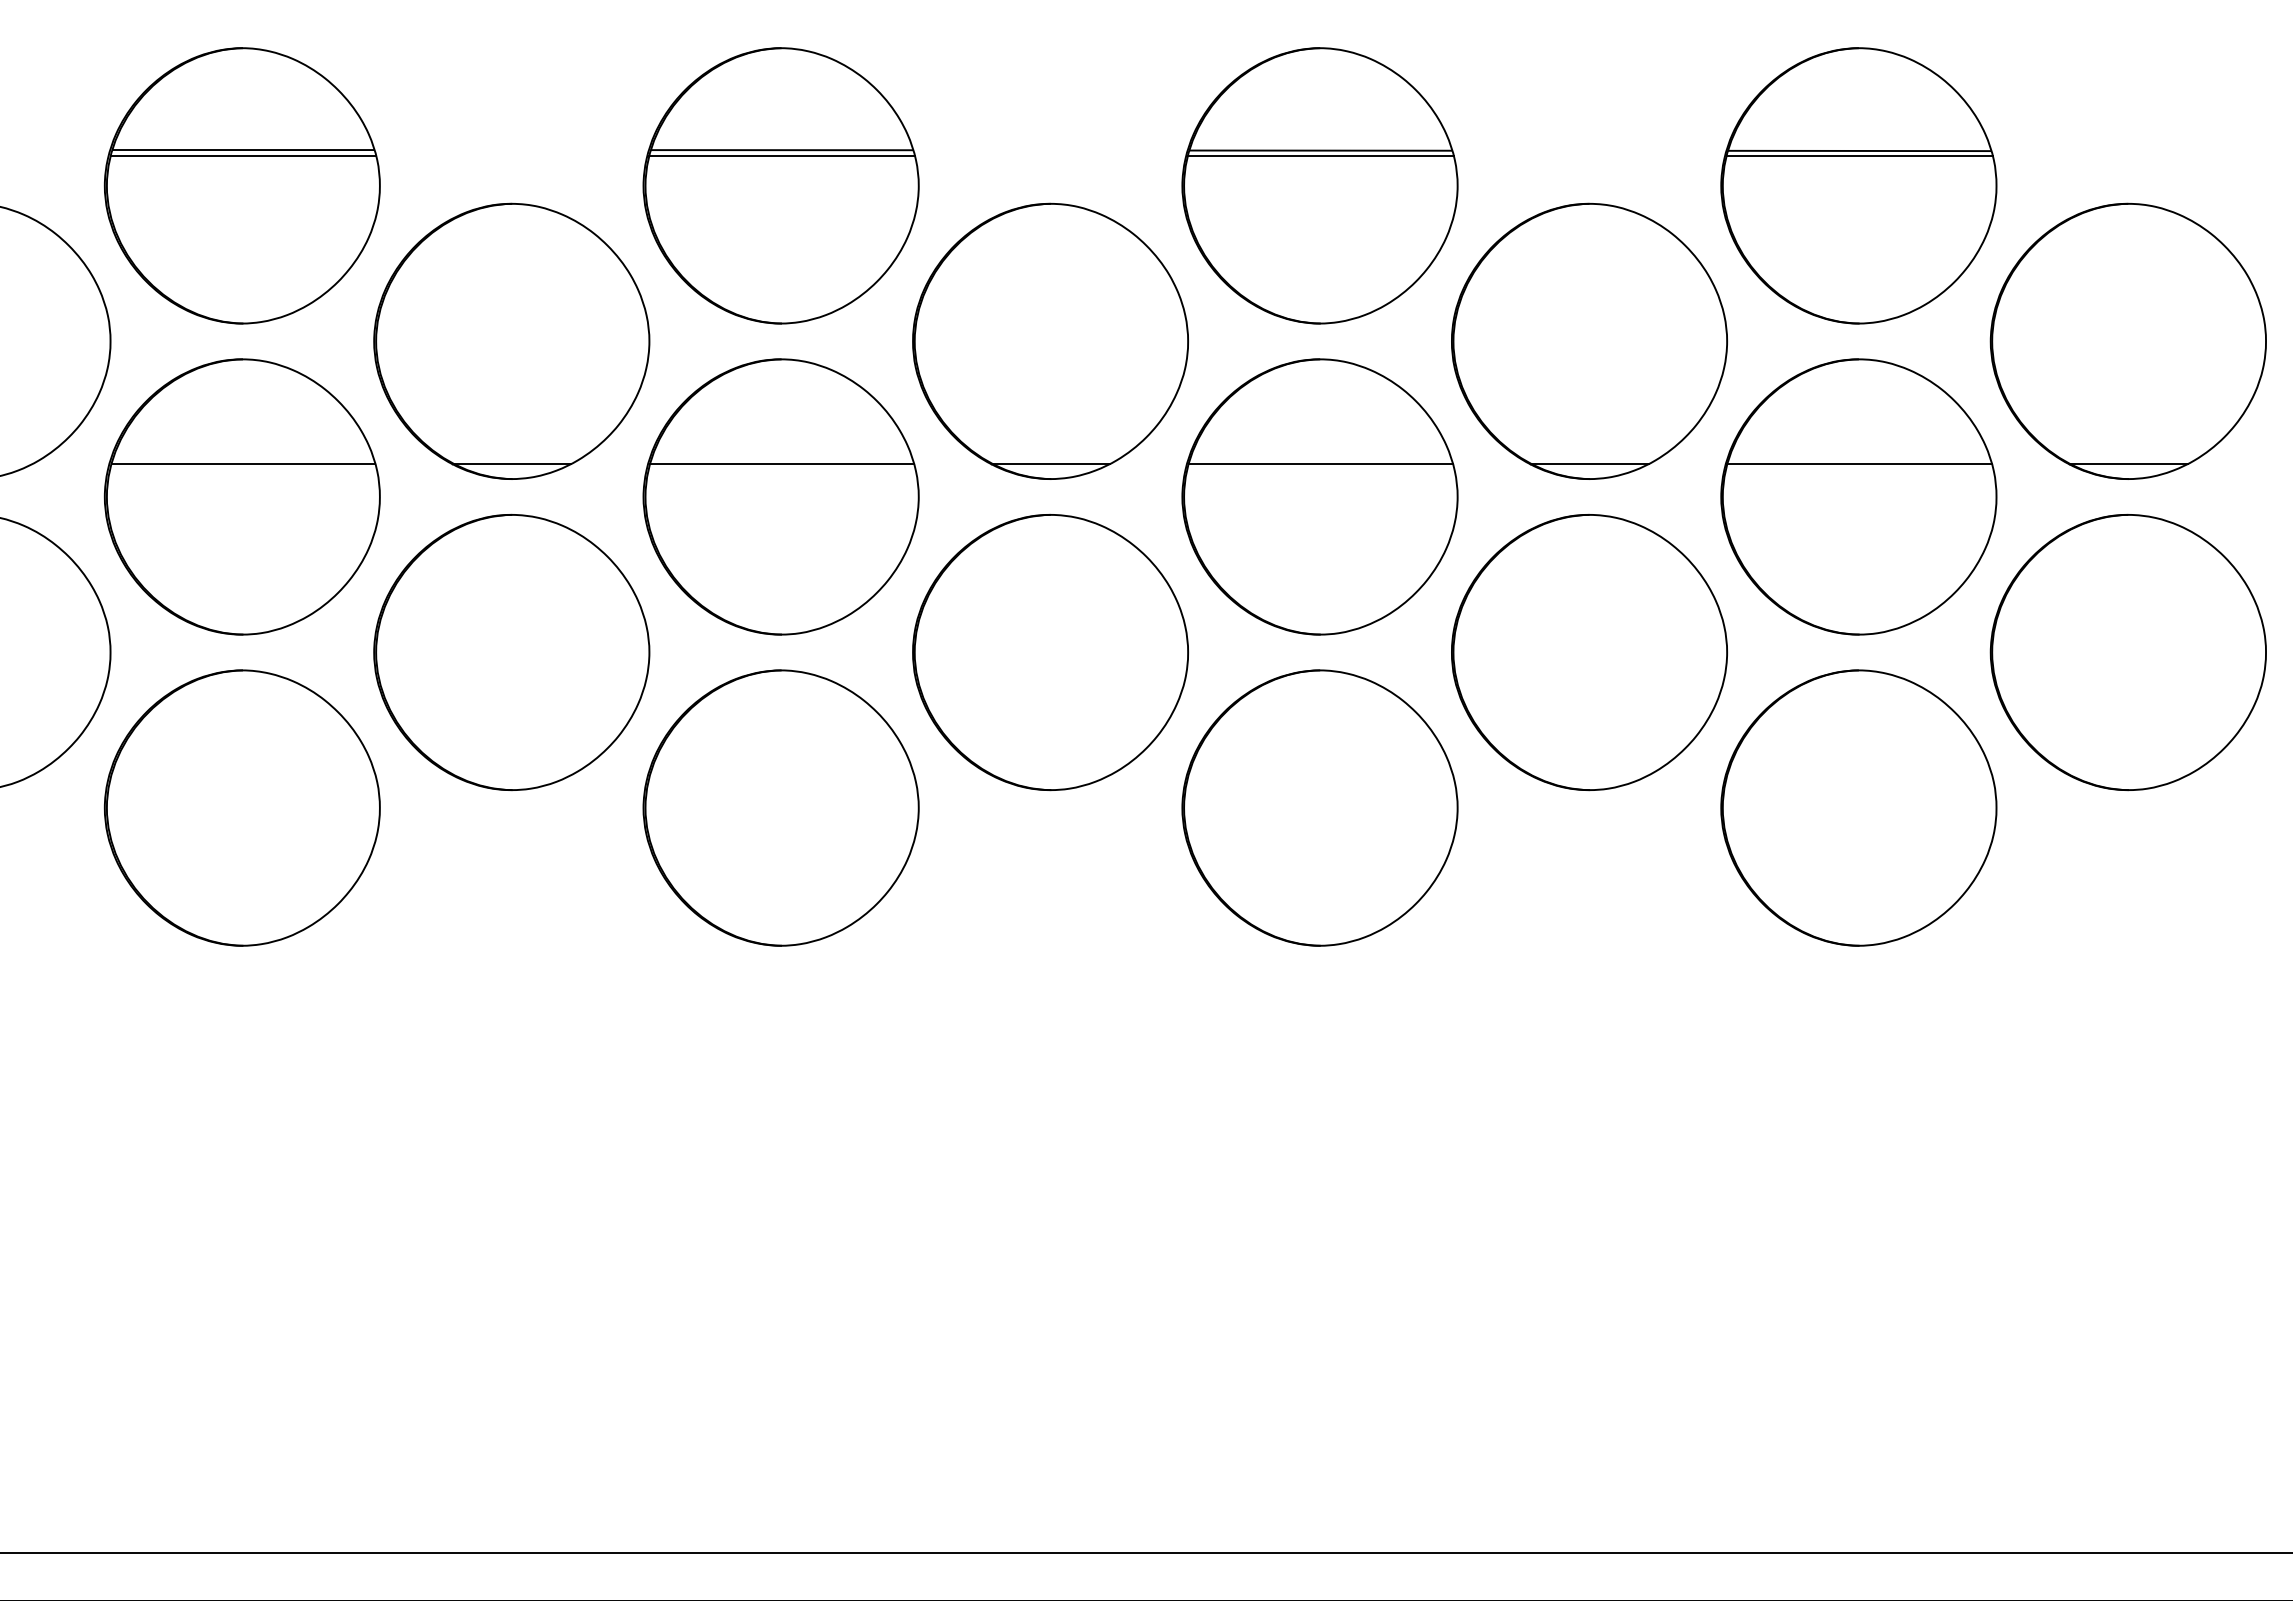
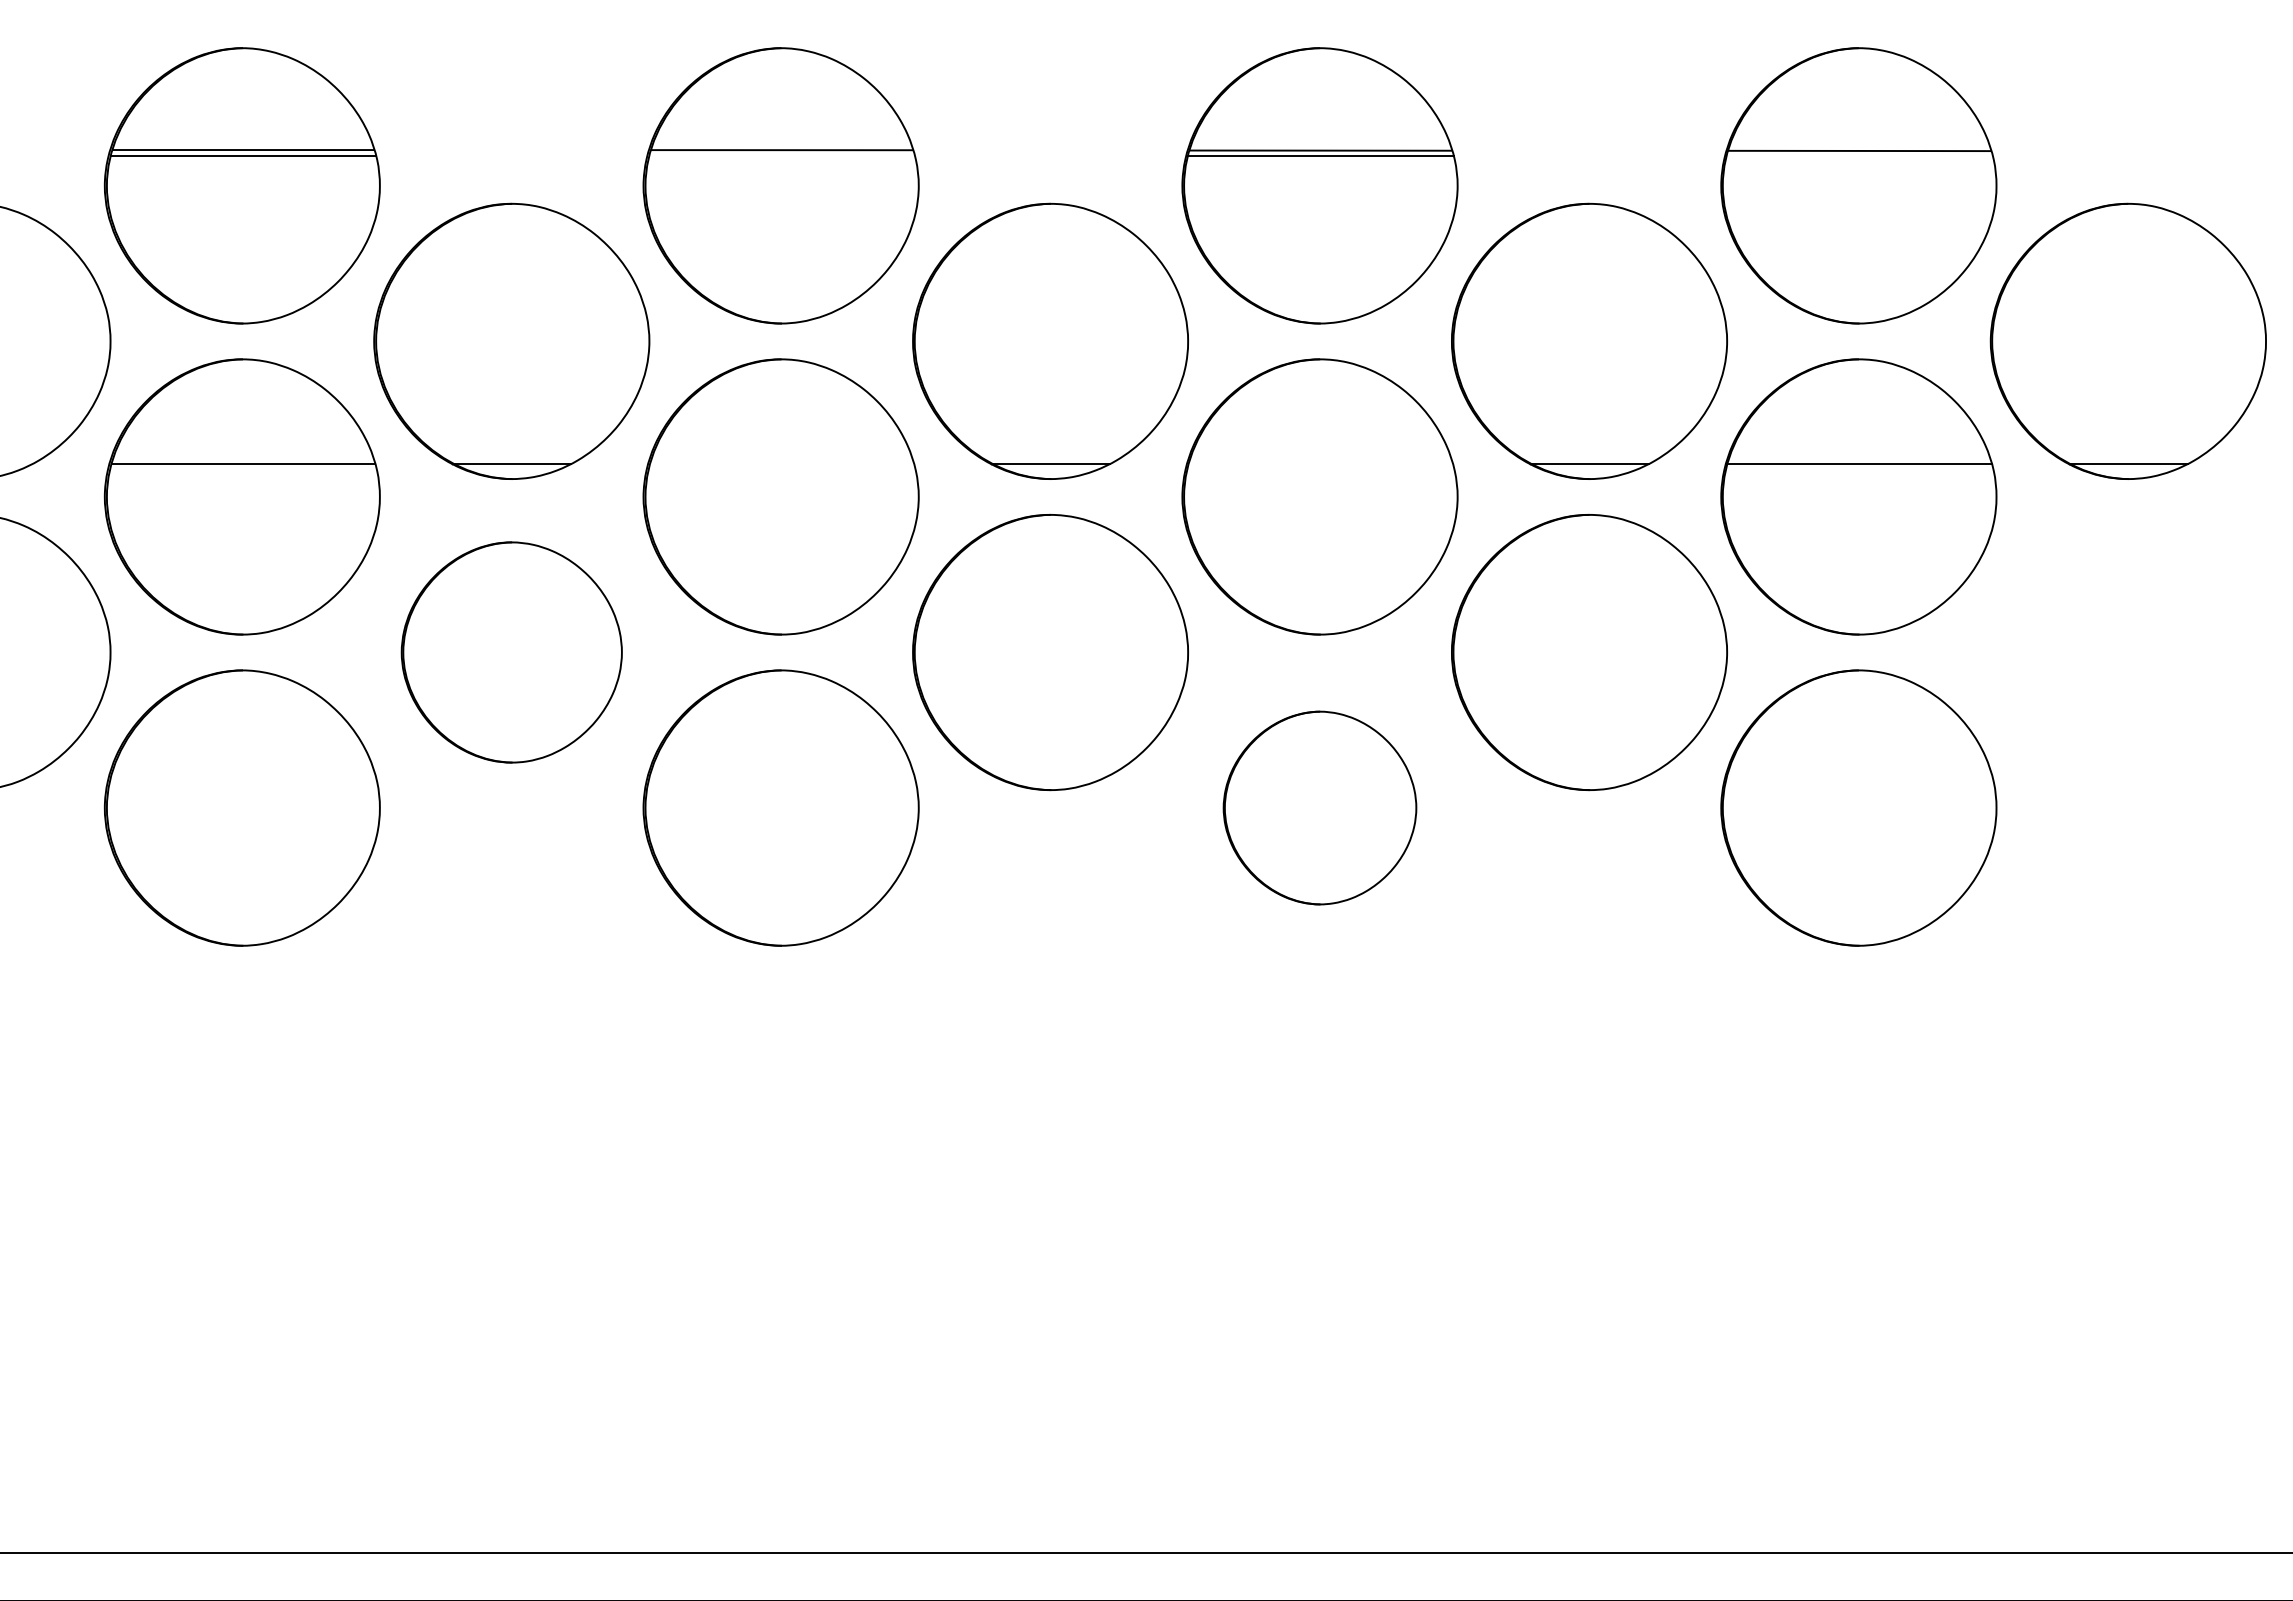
line: present -> none (781, 155)
line: present -> none (1859, 155)
line: present -> none (781, 463)
line: present -> none (1320, 463)
part size: 278x279 px -> 223x223 px (511, 652)
part: present -> none (2127, 652)
part size: 278x278 px -> 196x196 px (1319, 807)
